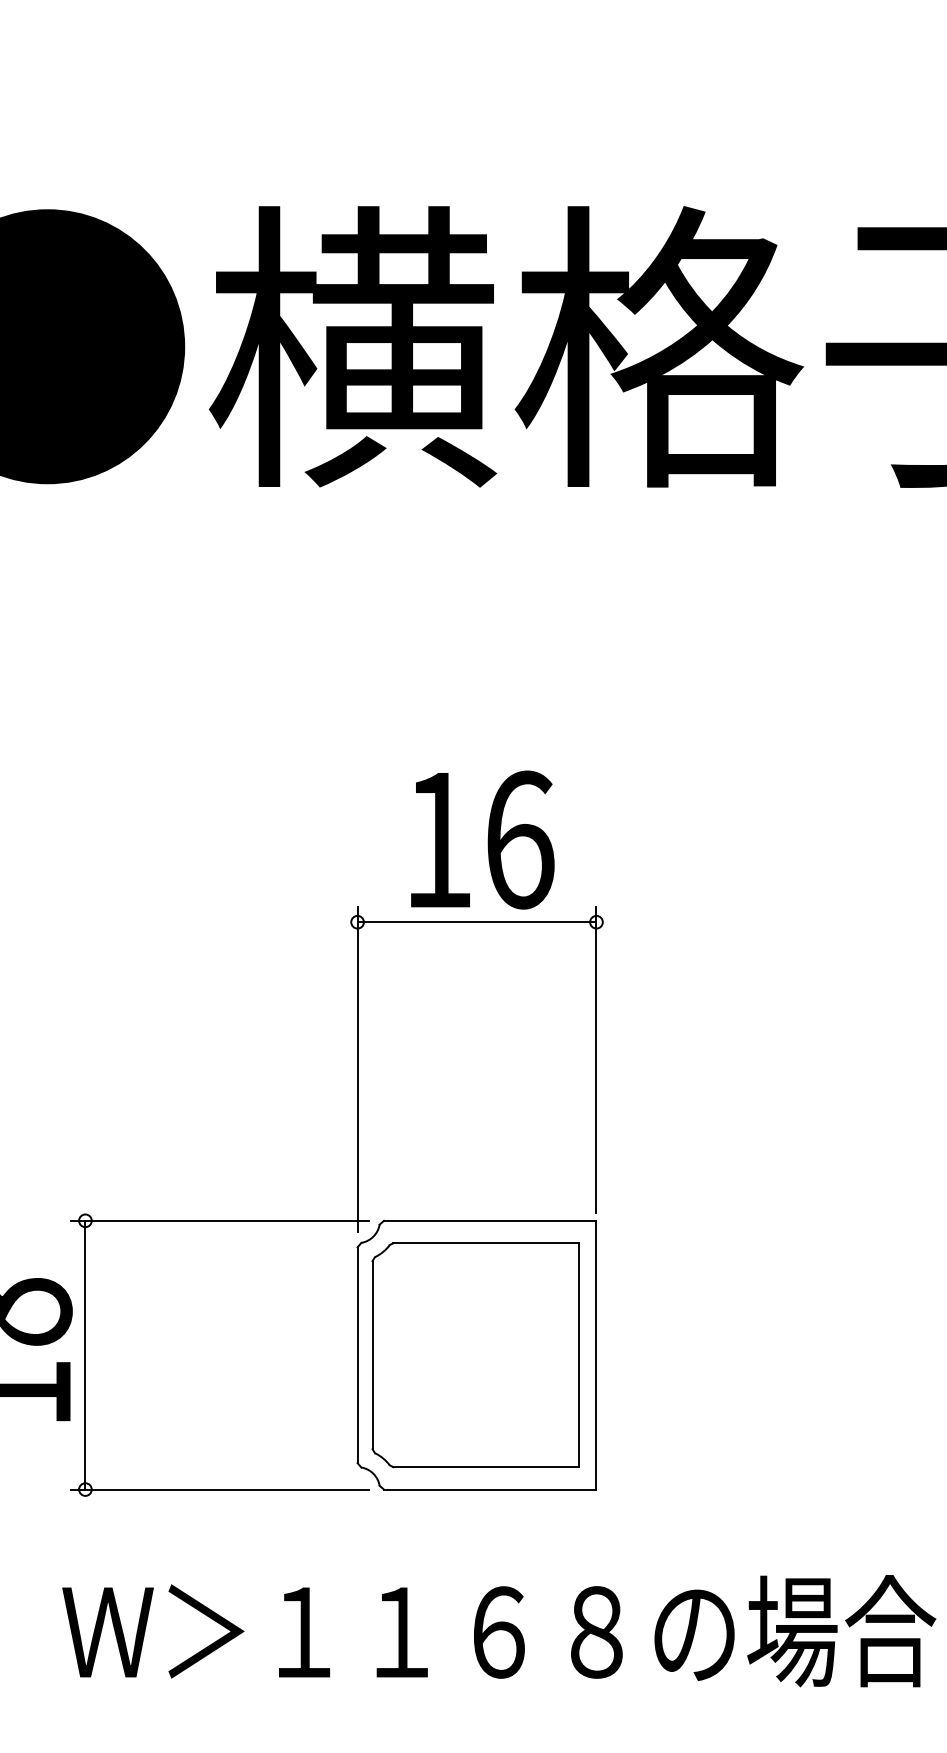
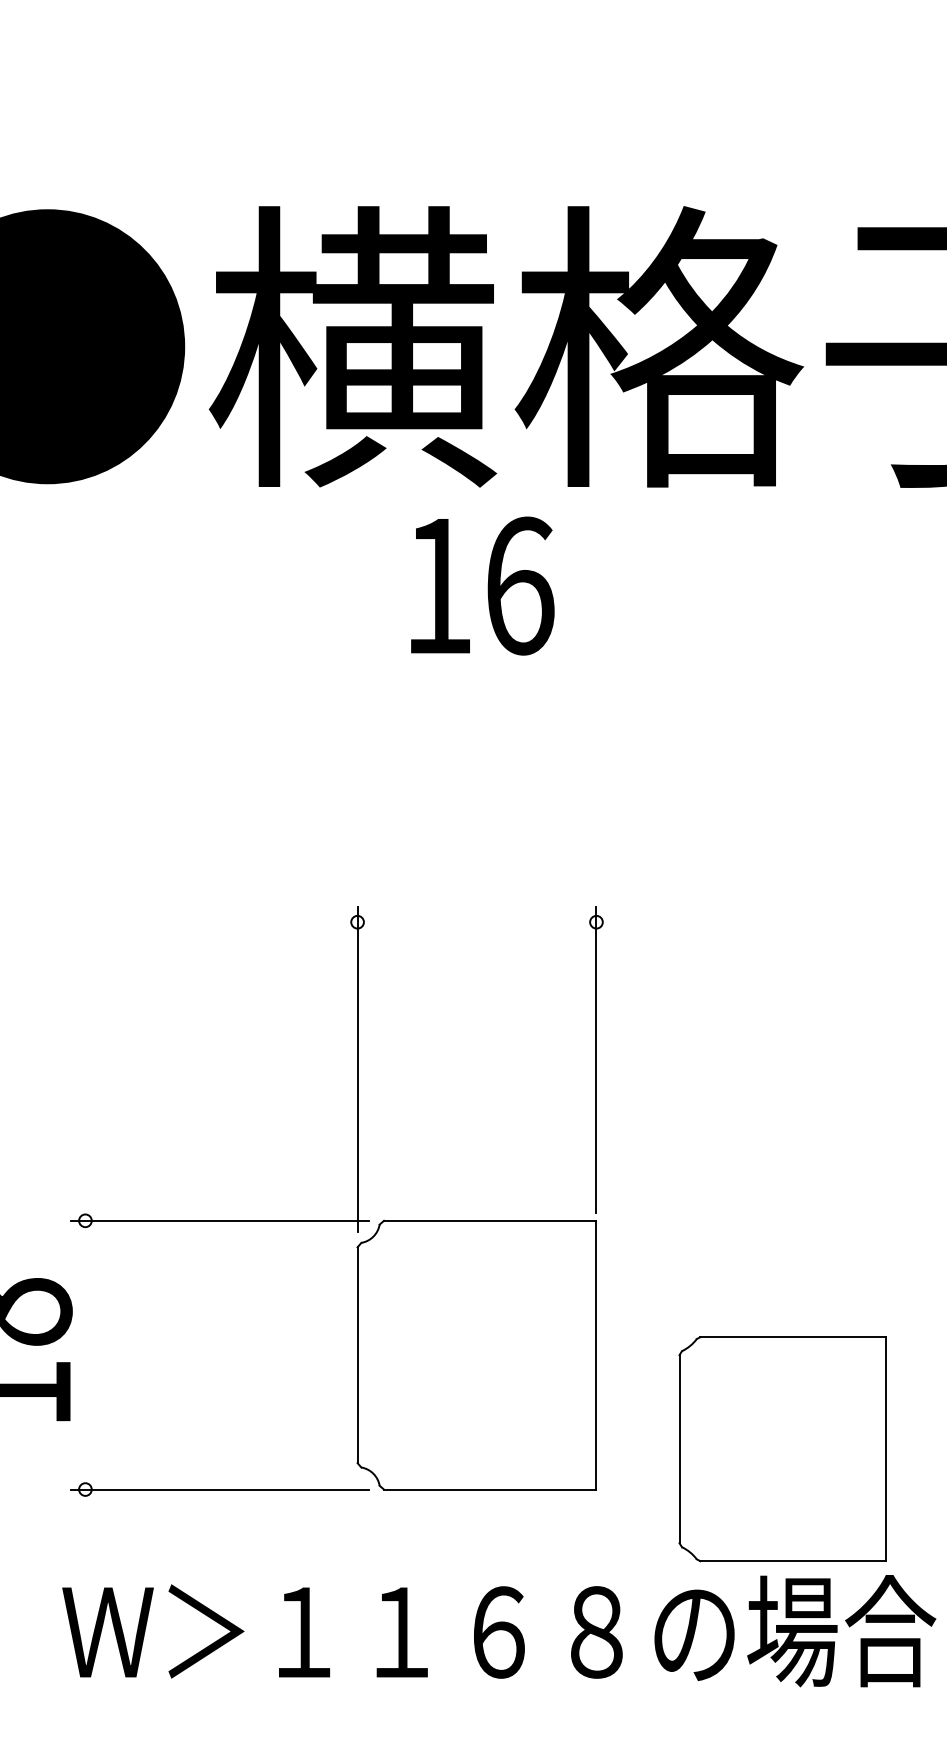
text position: (482, 839) -> (482, 585) (482, 585)
line: present -> none (476, 922)
line: present -> none (85, 1354)
part position: (475, 1355) -> (782, 1449) (782, 1449)
